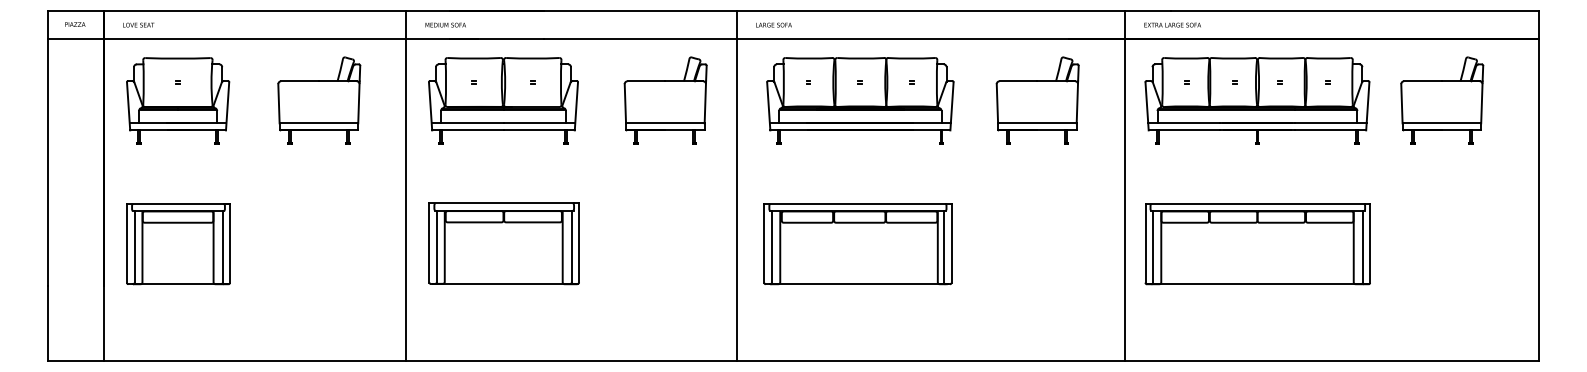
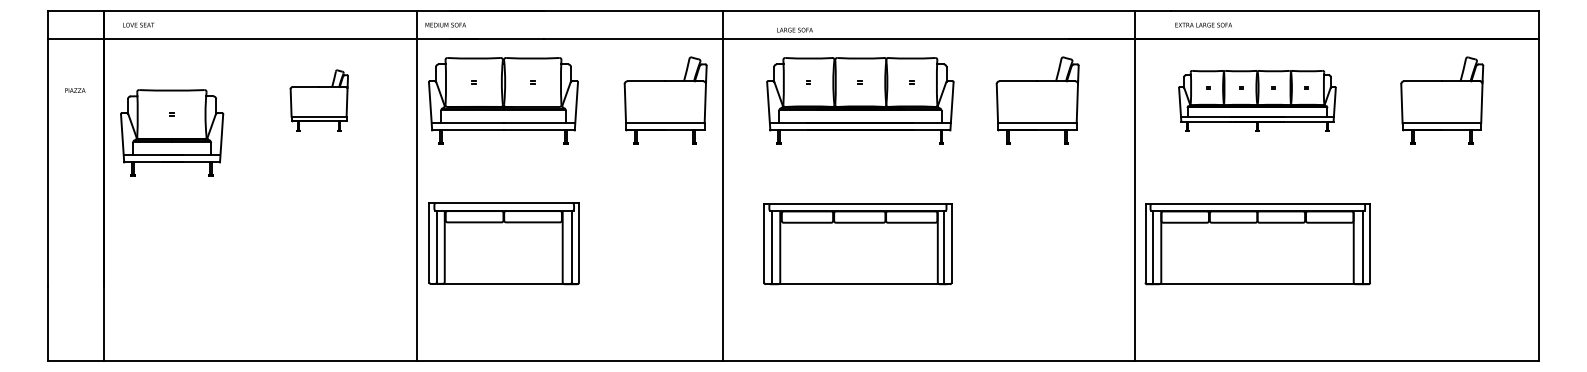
text position: (75, 24) -> (75, 90) (75, 90)
text position: (773, 24) -> (794, 29) (794, 29)
text position: (1172, 24) -> (1203, 24) (1203, 24)
part position: (178, 100) -> (172, 132) (172, 132)
part size: 85x89 px -> 60x63 px (318, 100)
part size: 227x88 px -> 159x62 px (1257, 100)
line position: (406, 185) -> (417, 185) (417, 185)
line position: (736, 185) -> (722, 185) (722, 185)
line position: (1125, 185) -> (1135, 185) (1135, 185)
part: present -> none (178, 244)
